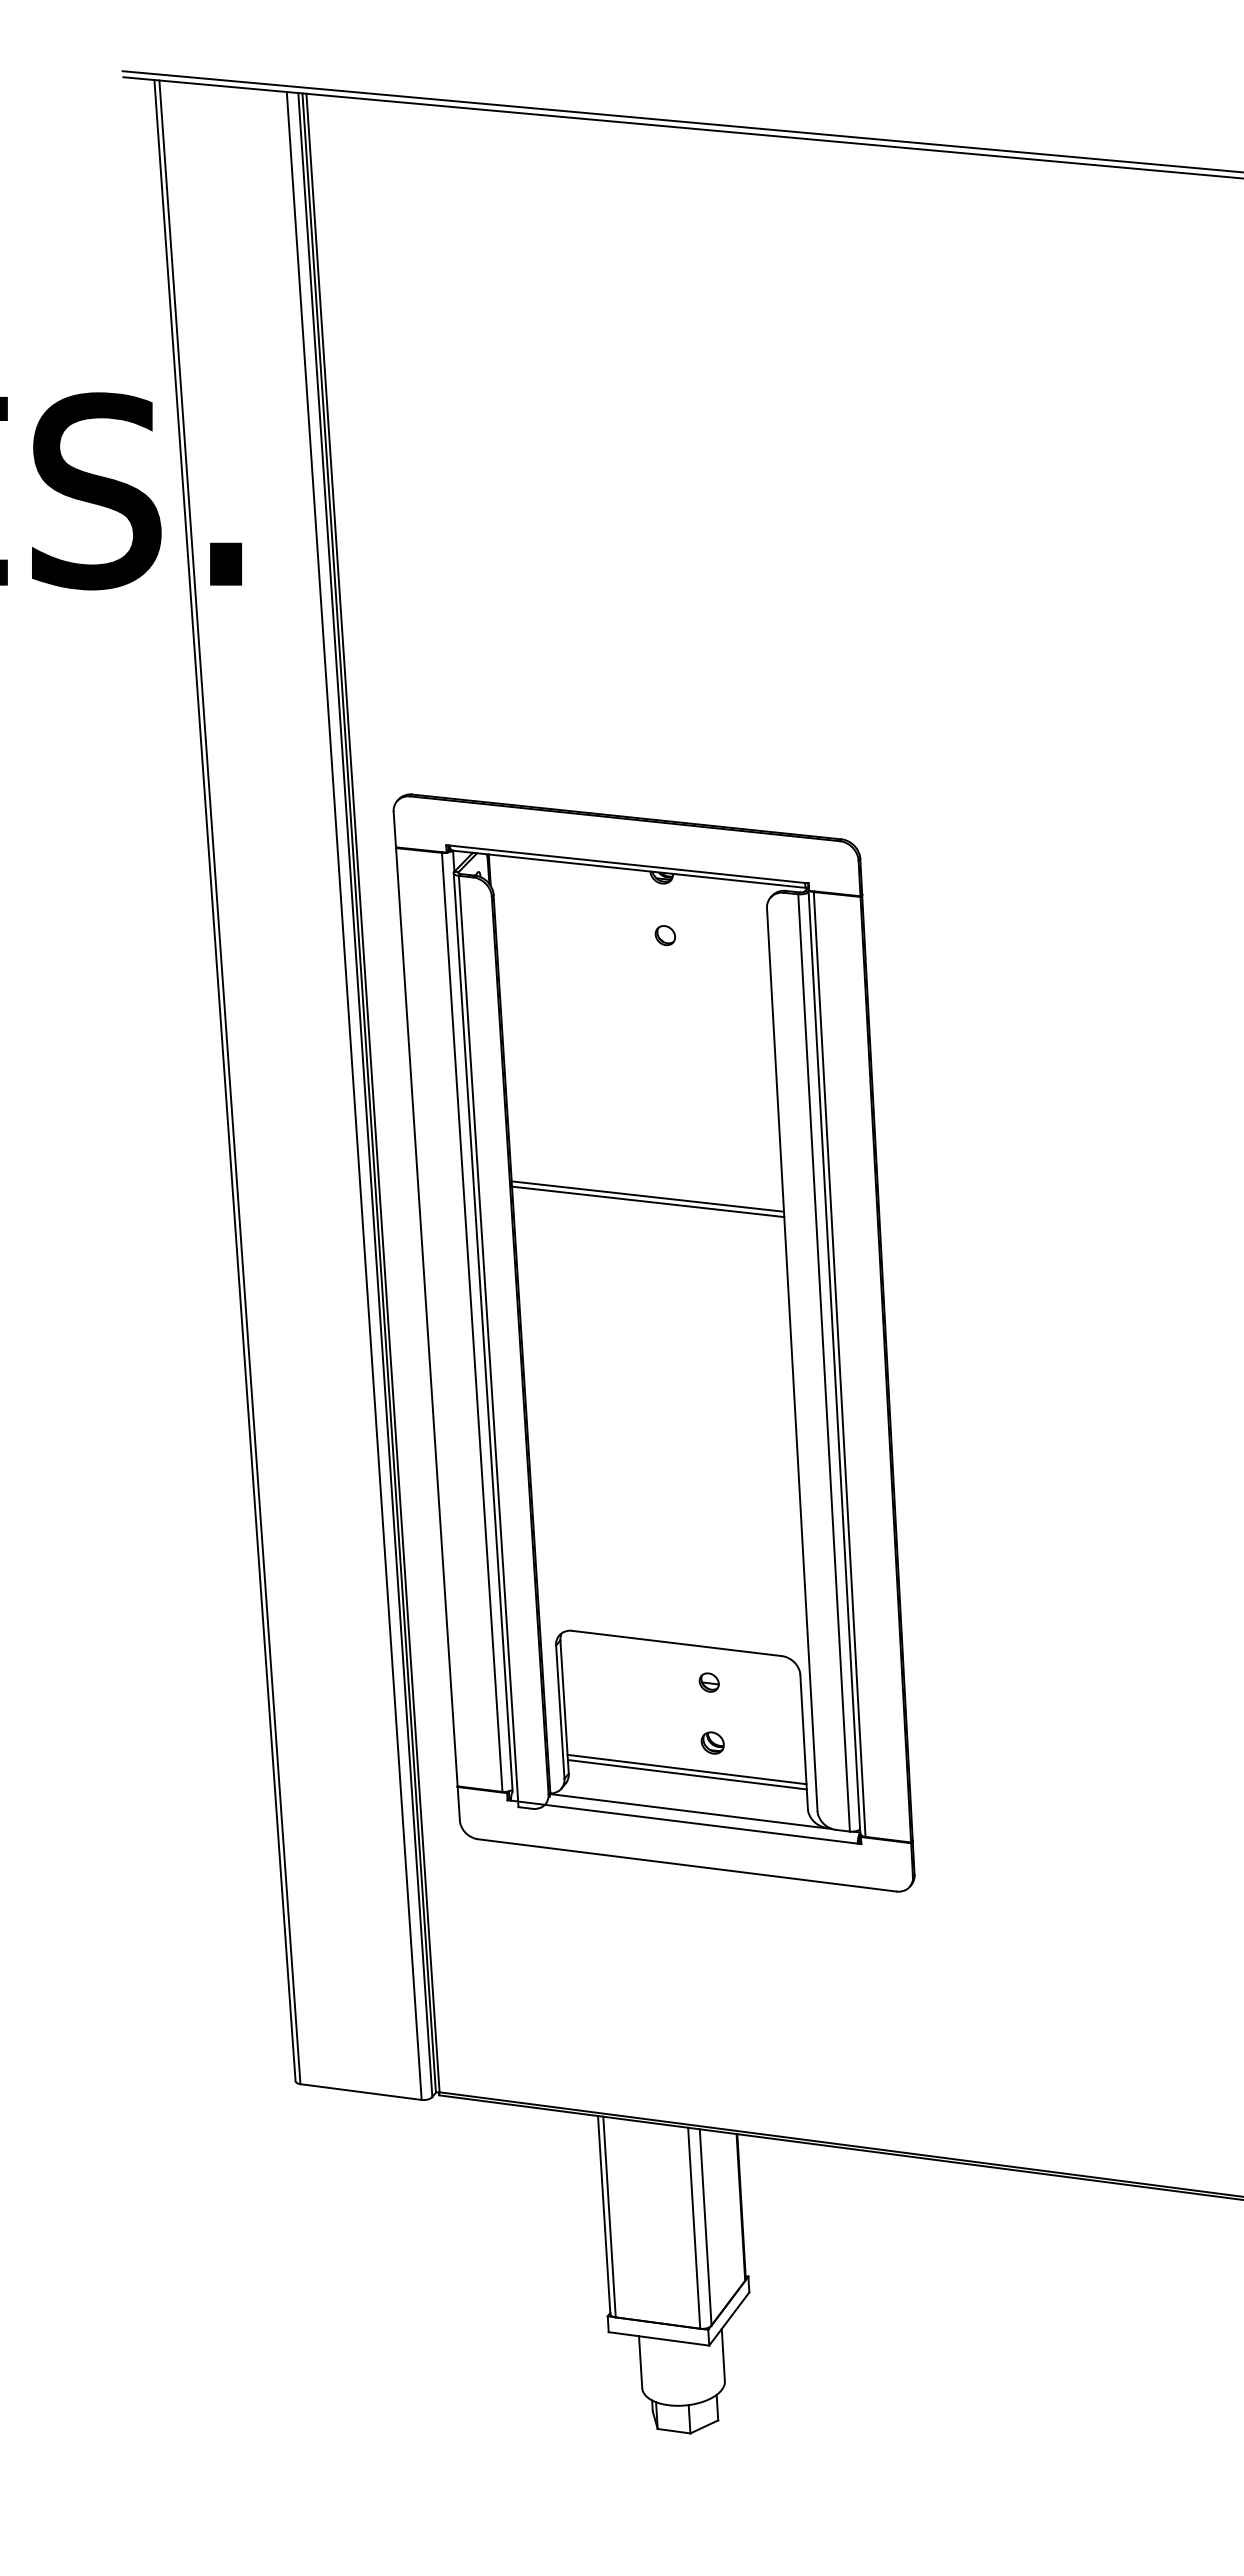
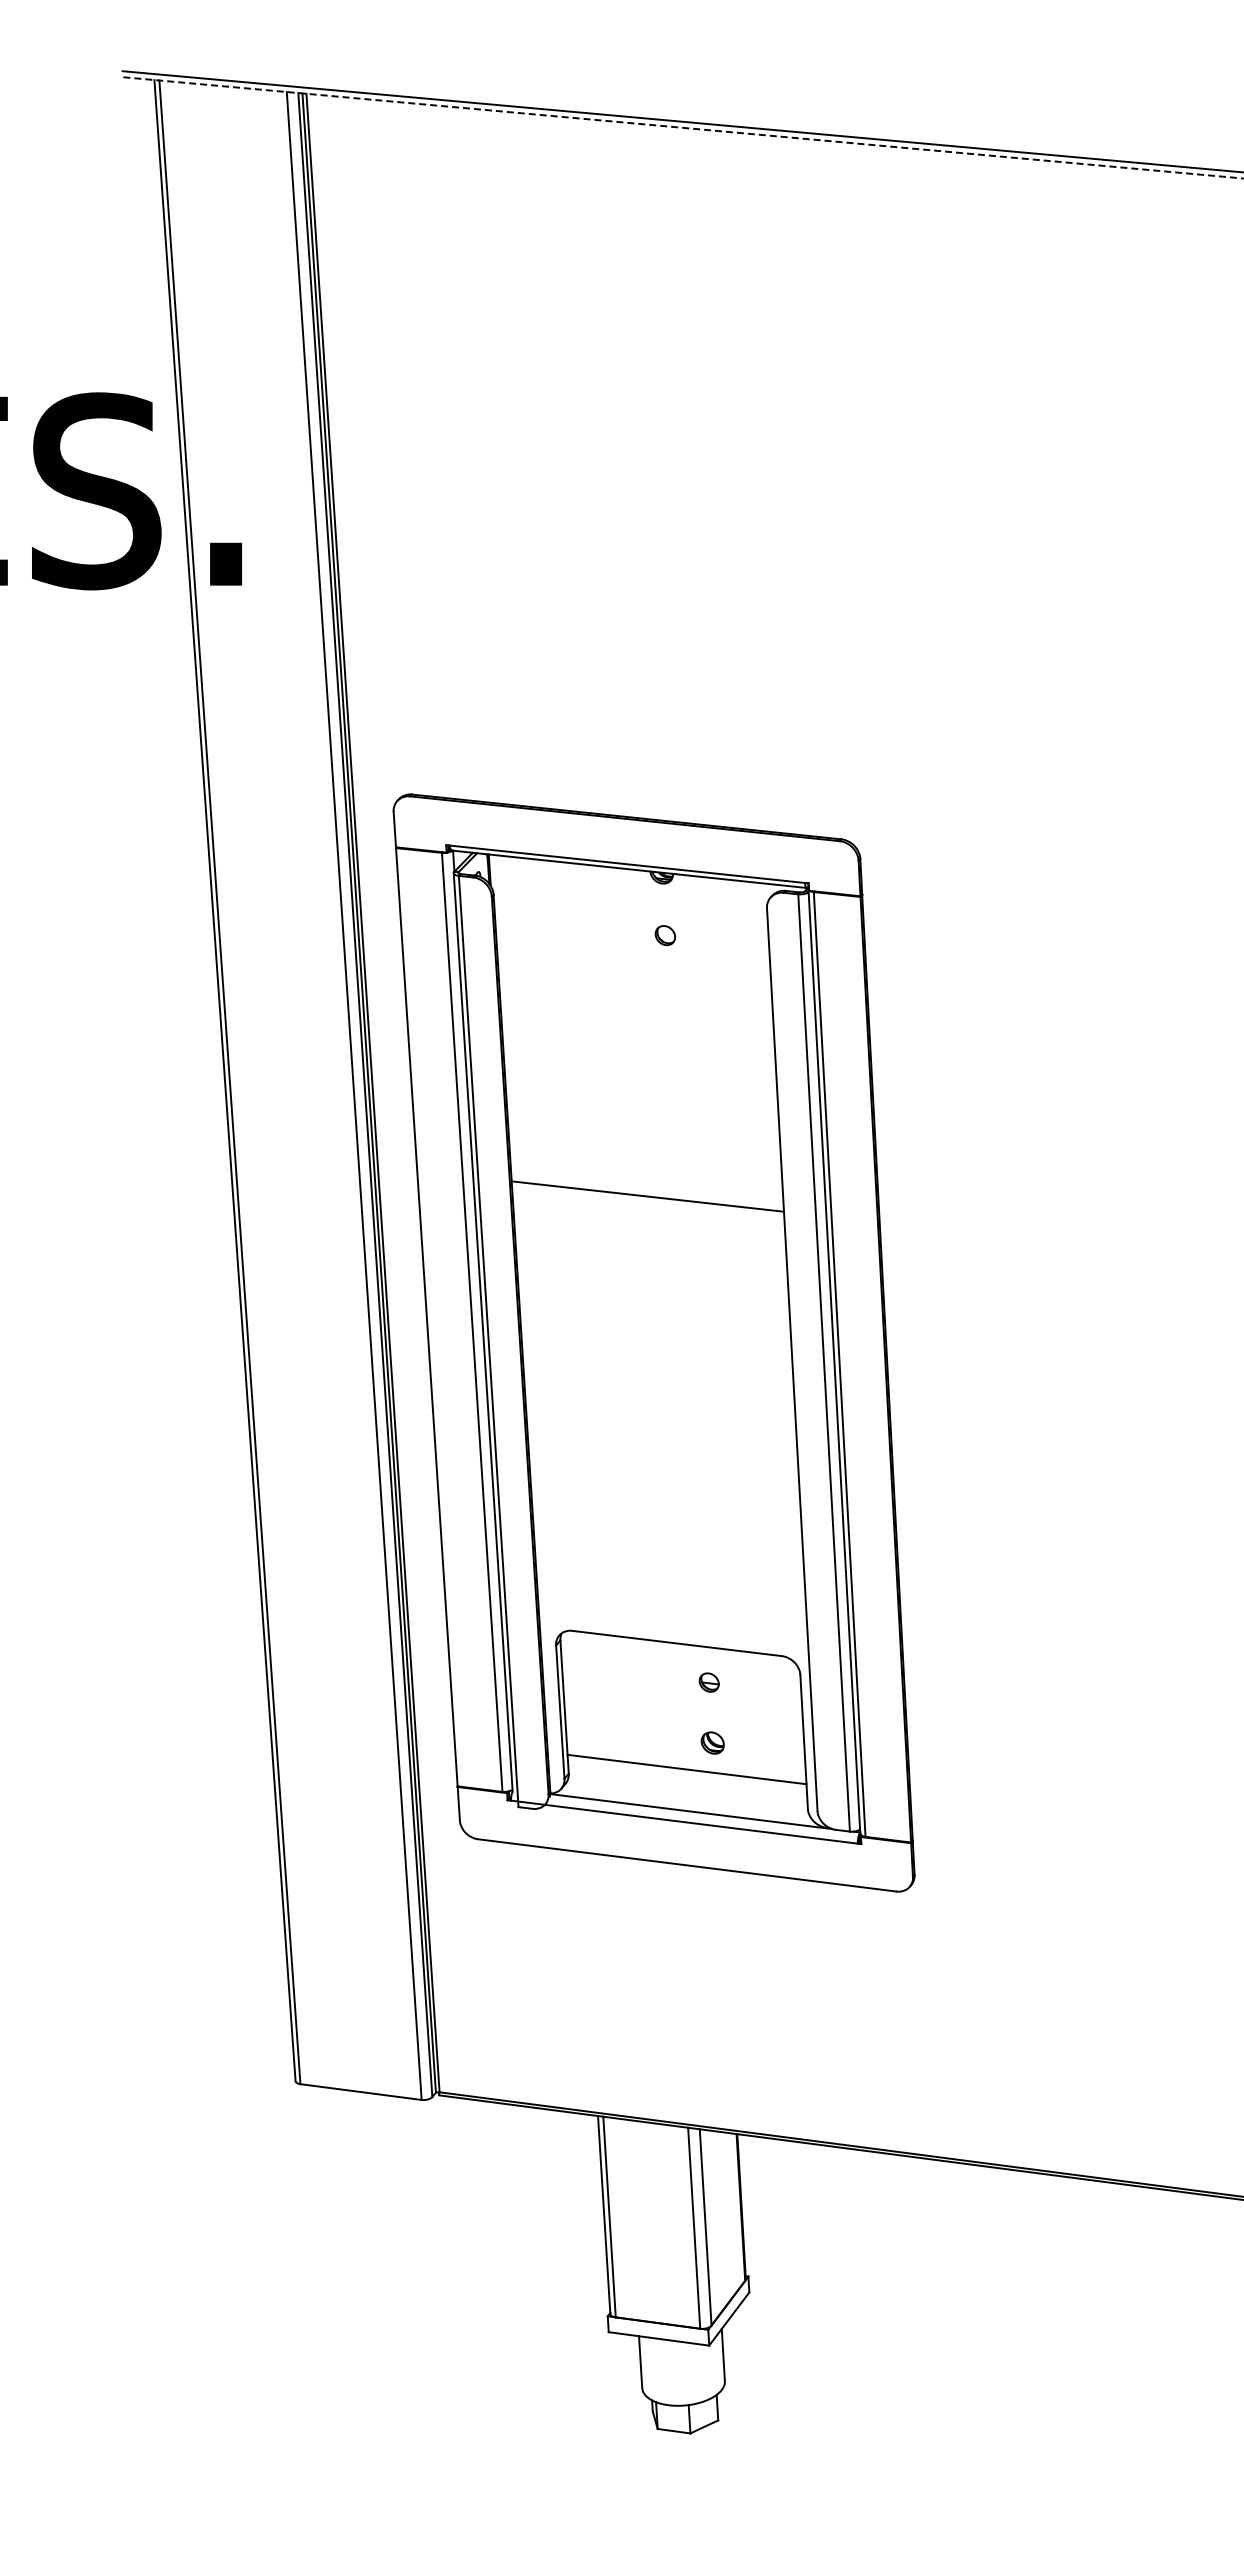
line: solid -> dashed (683, 127)
line: present -> none (648, 1201)
line: present -> none (686, 1774)
